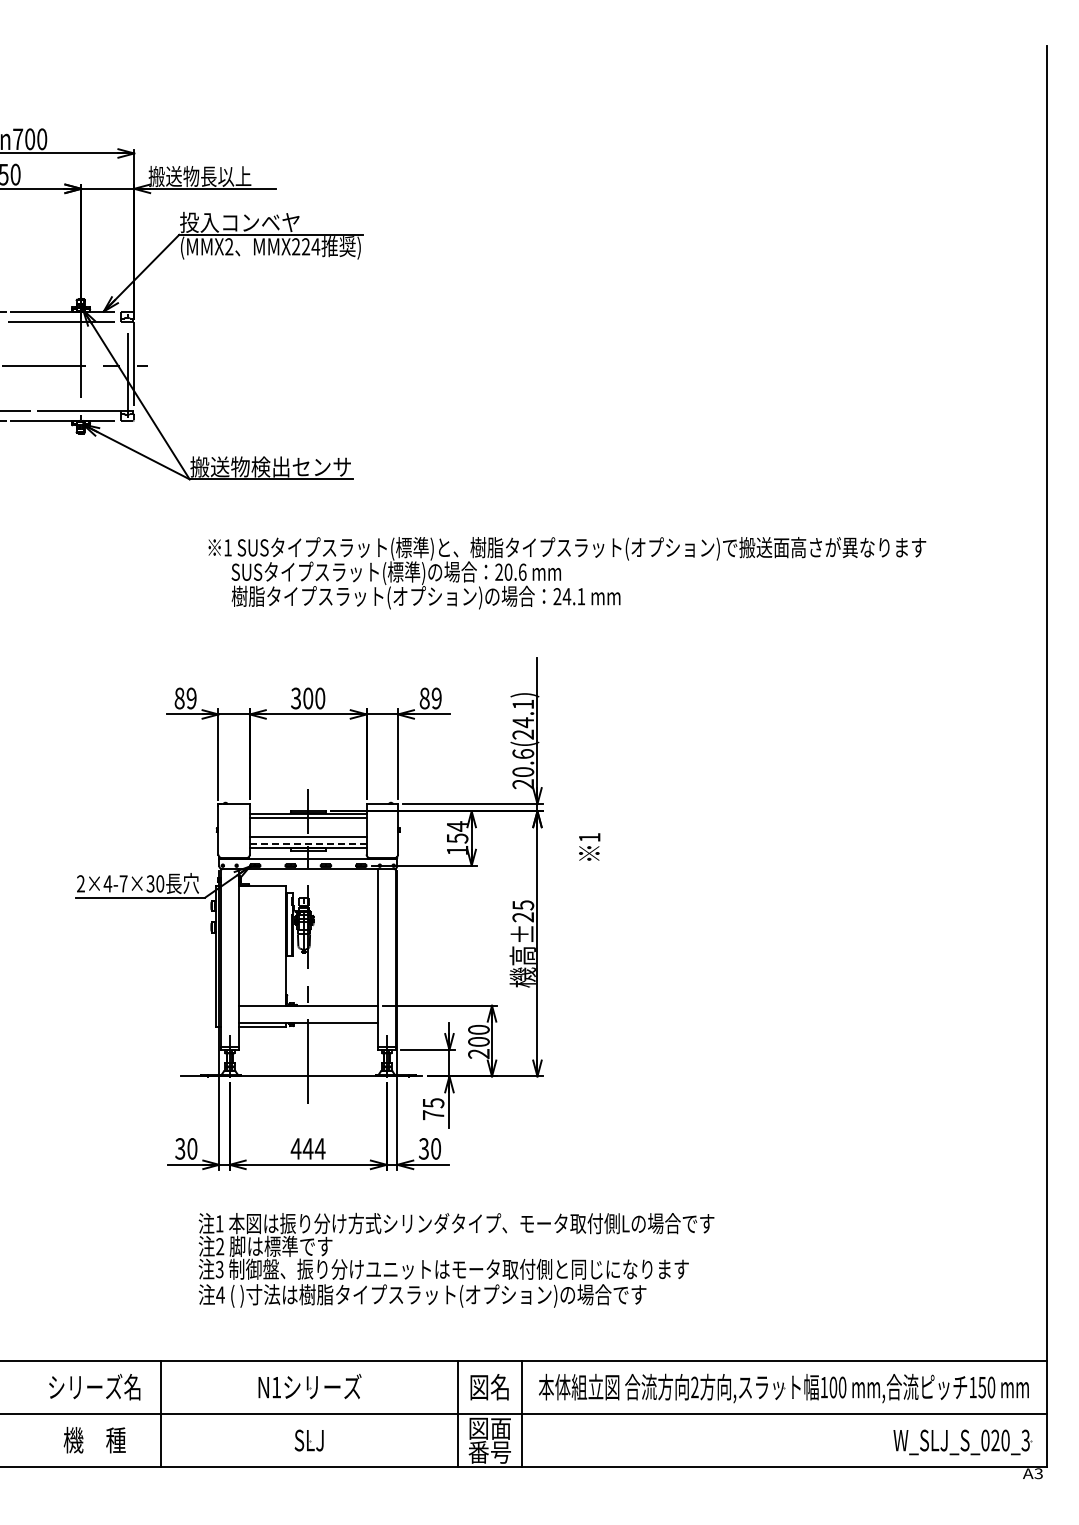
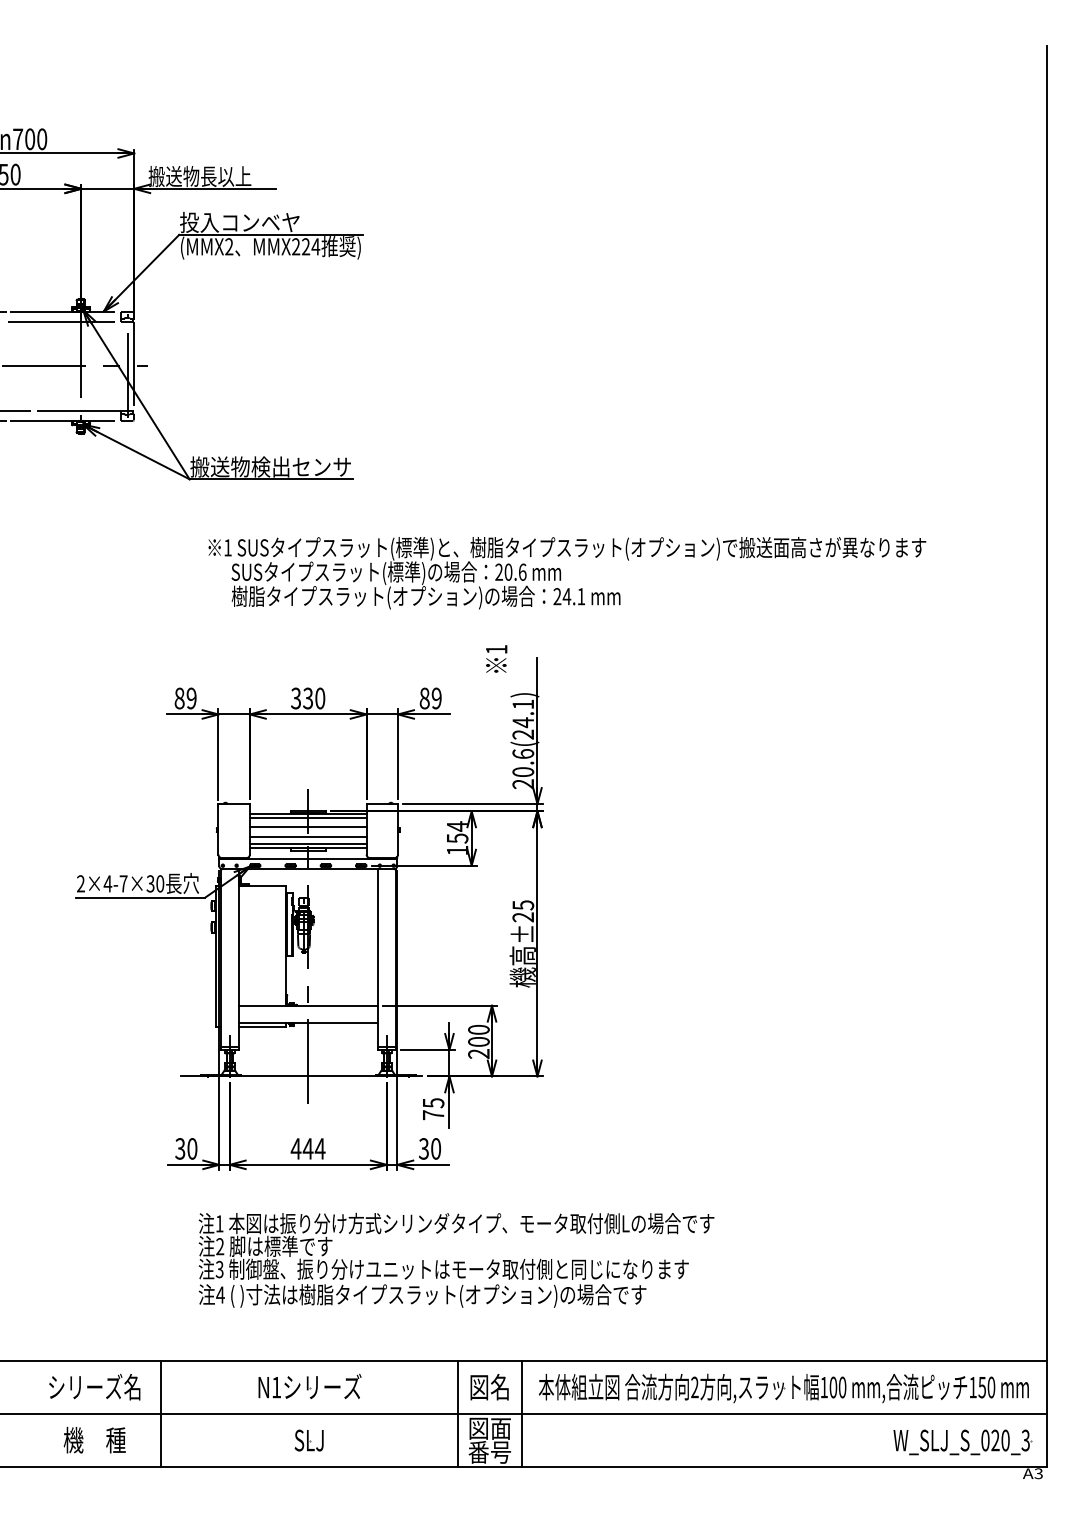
text: 300 -> 330 (308, 698)
line: none -> present (307, 826)
line: dashed -> solid (307, 843)
text position: (589, 846) -> (496, 658) (496, 658)
